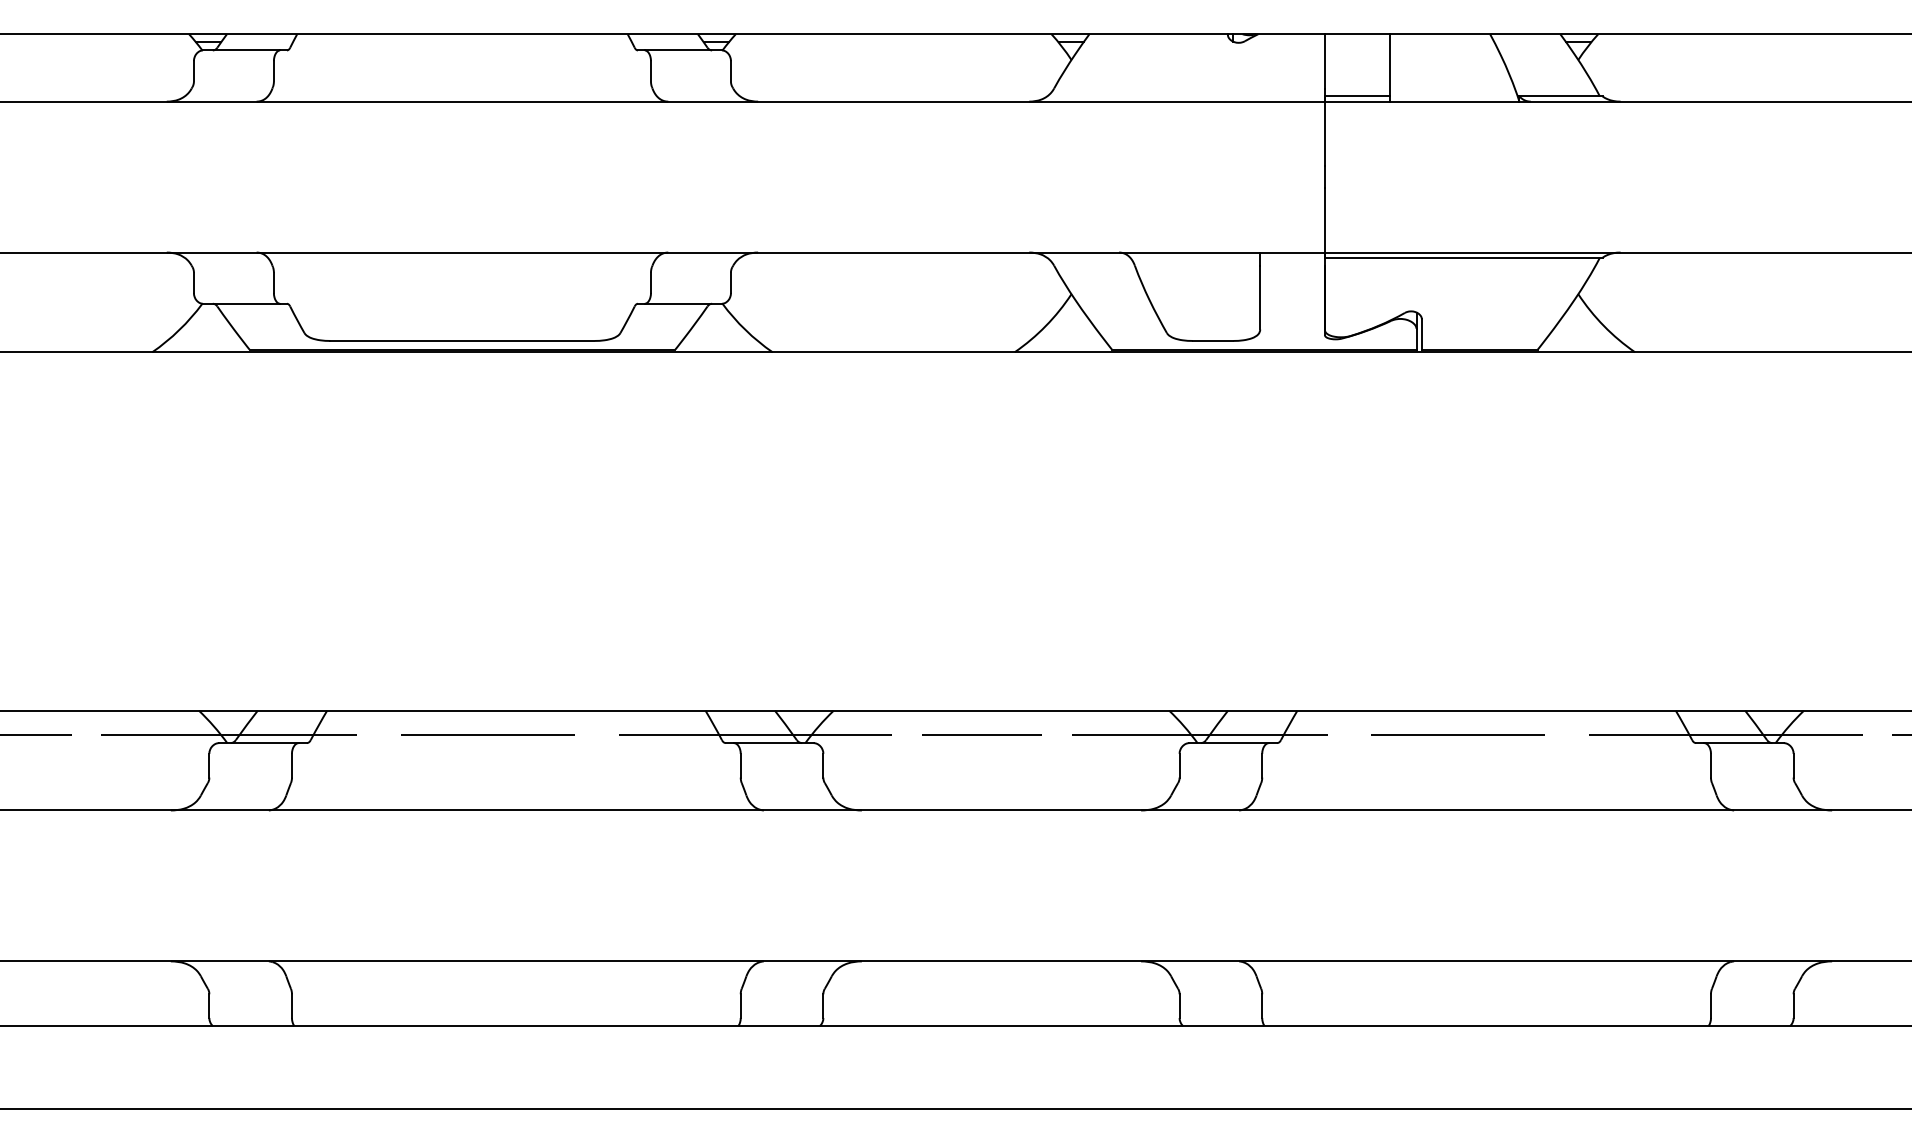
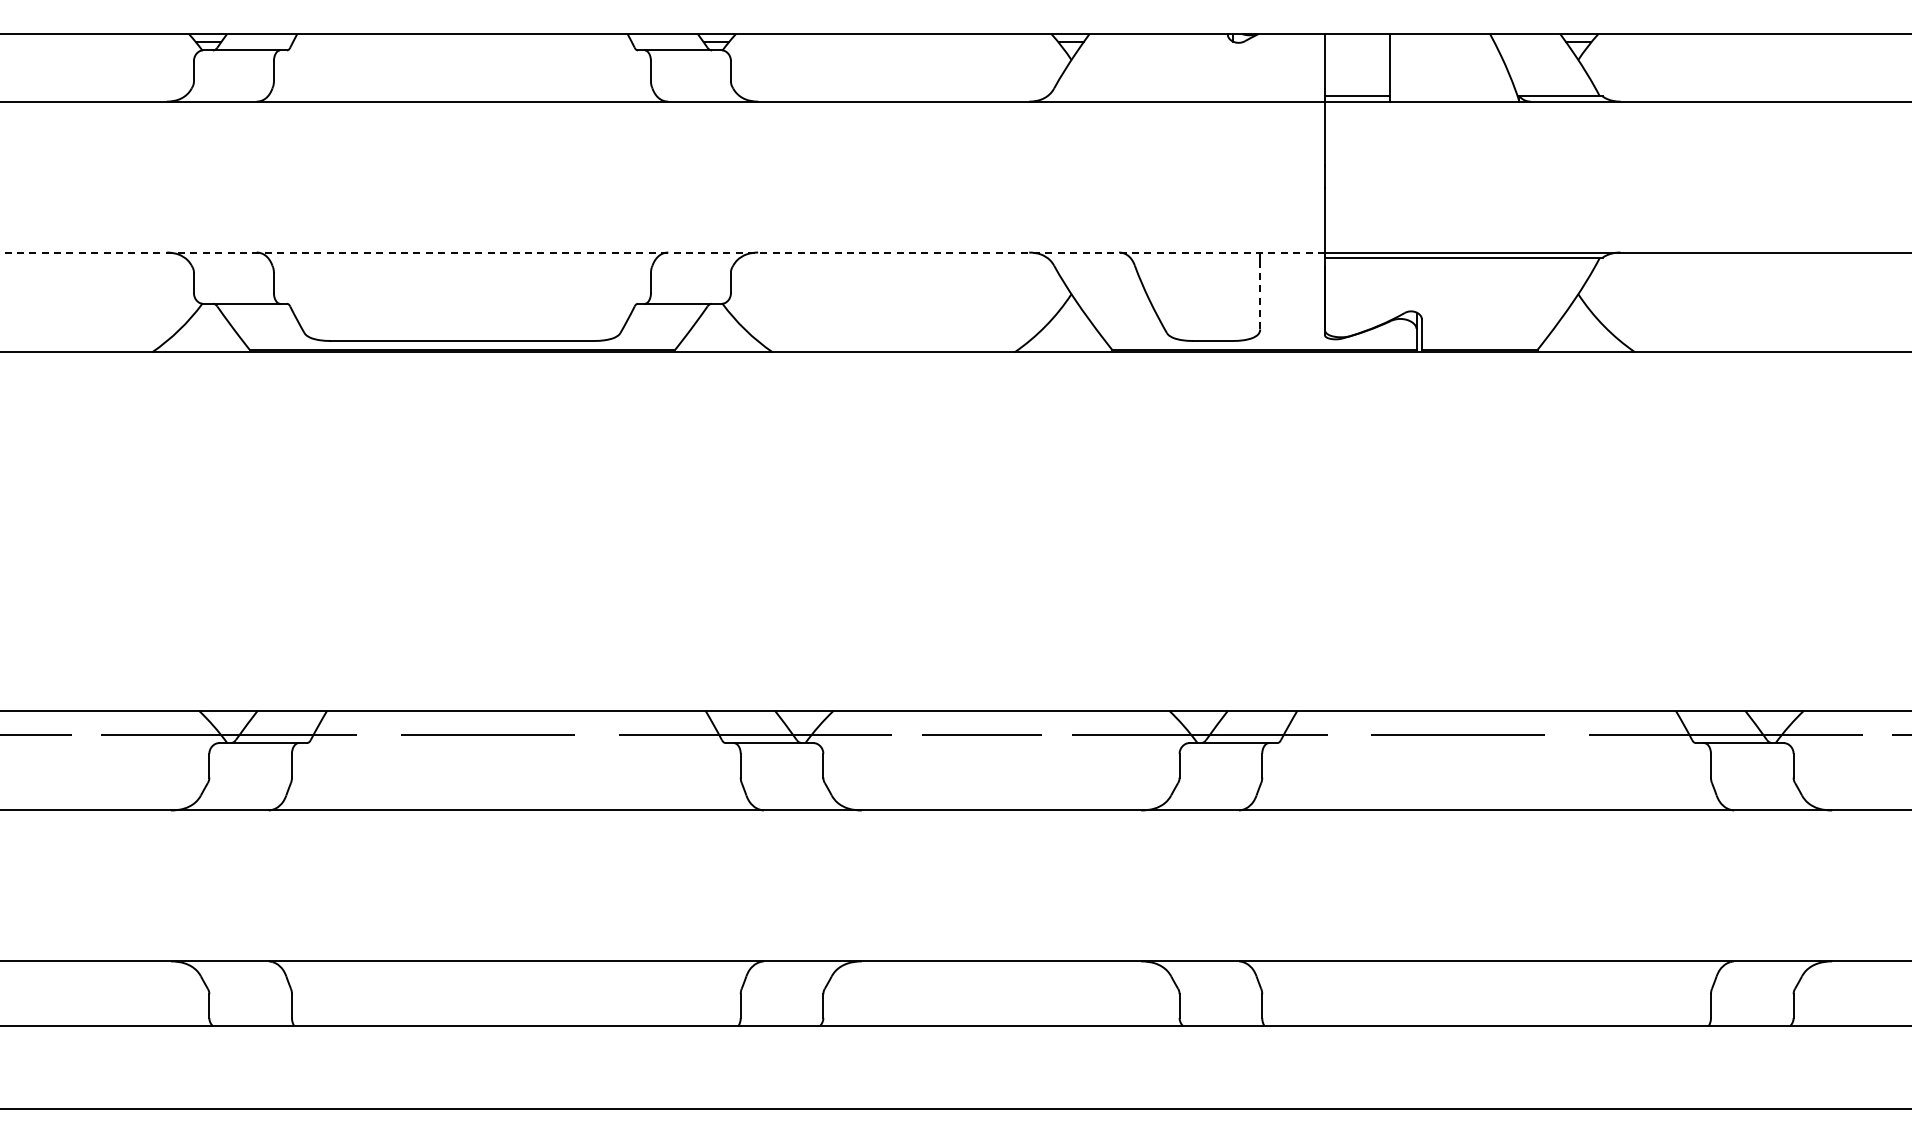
line: solid -> dashed (661, 252)
line: solid -> dashed (1260, 297)
